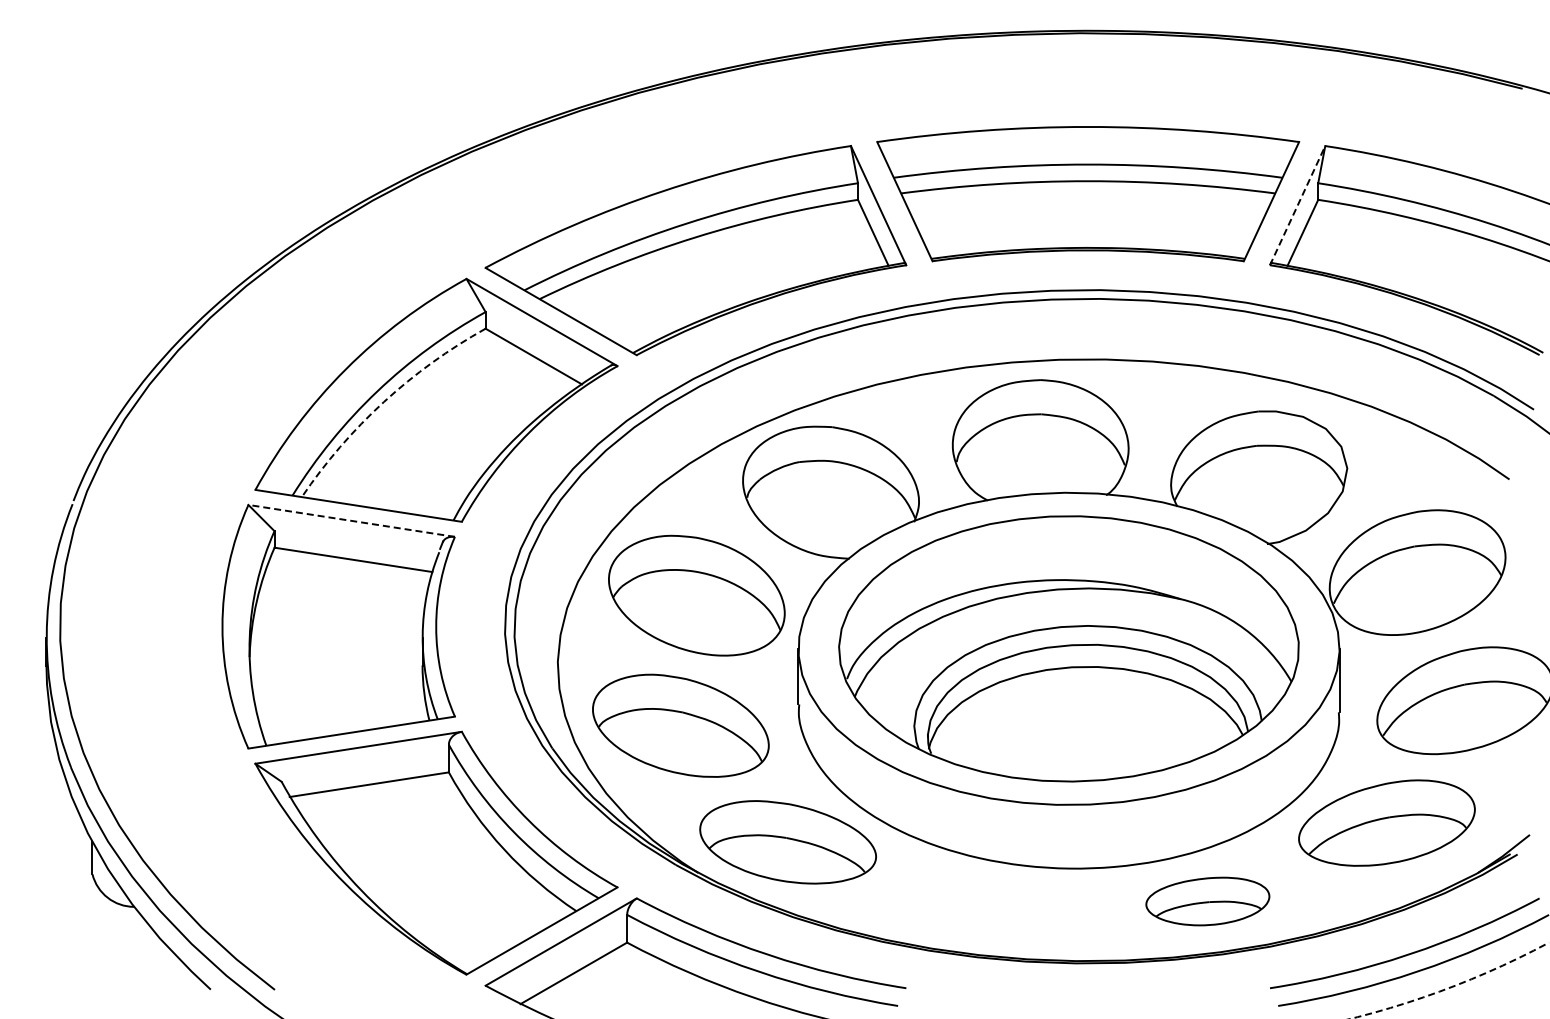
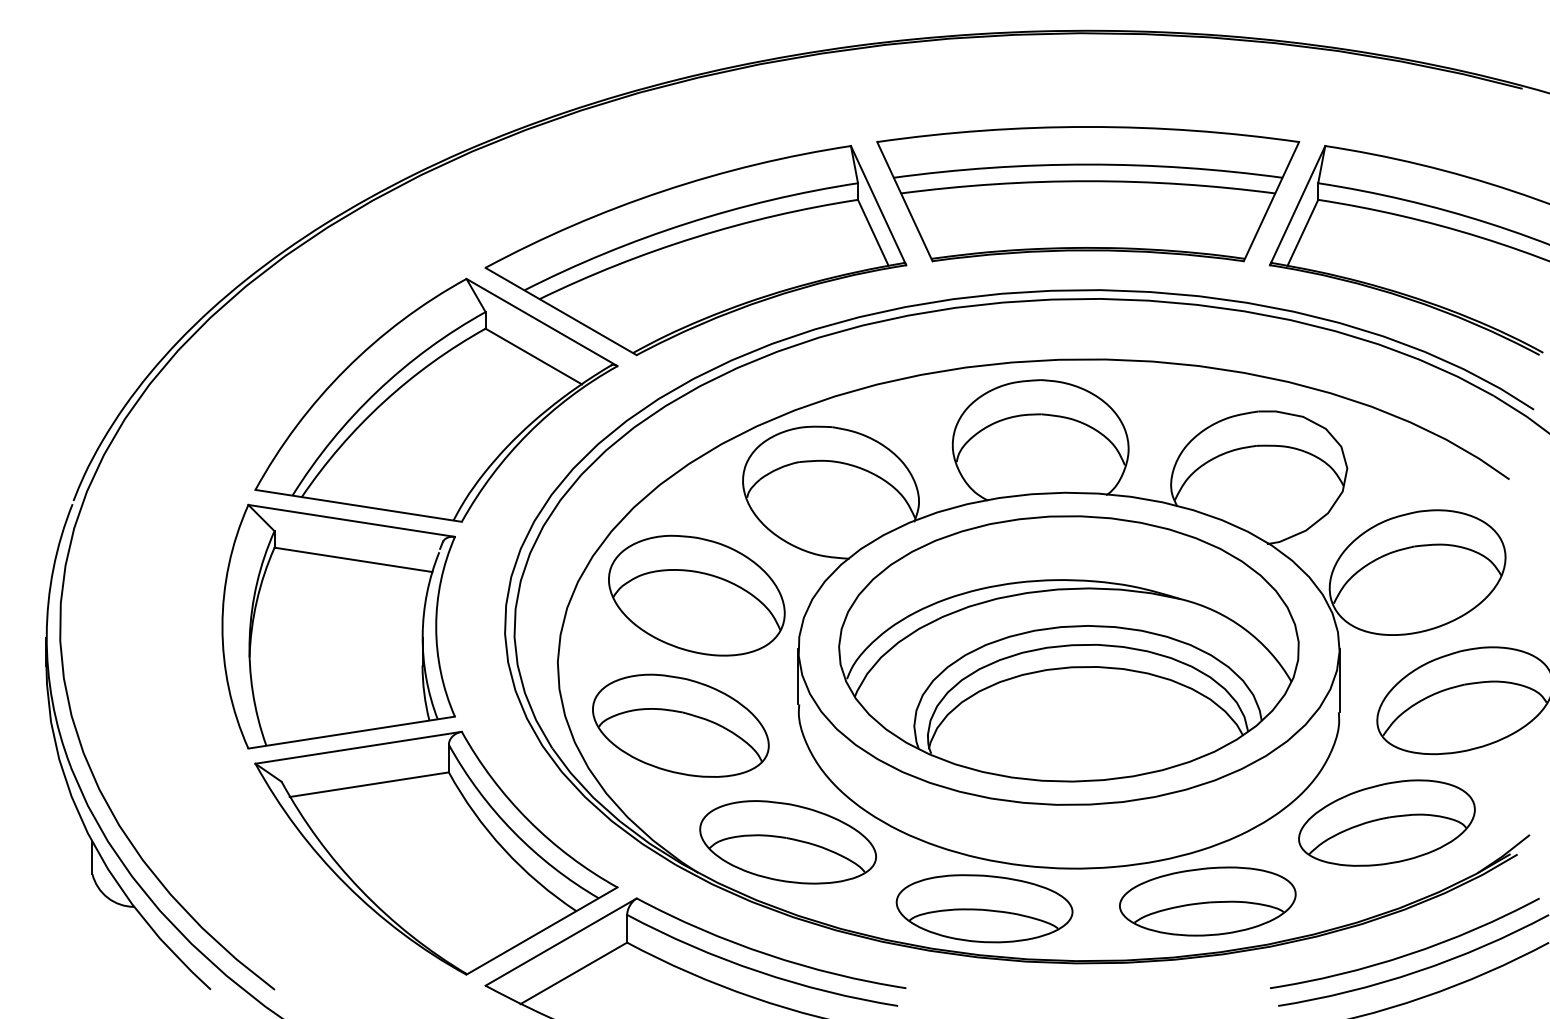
line: dashed -> solid (1297, 205)
arc: dashed -> solid (383, 402)
line: dashed -> solid (351, 520)
part size: 126x51 px -> 178x71 px (1207, 901)
part: none -> present (984, 908)
arc: dashed -> solid (1451, 987)
